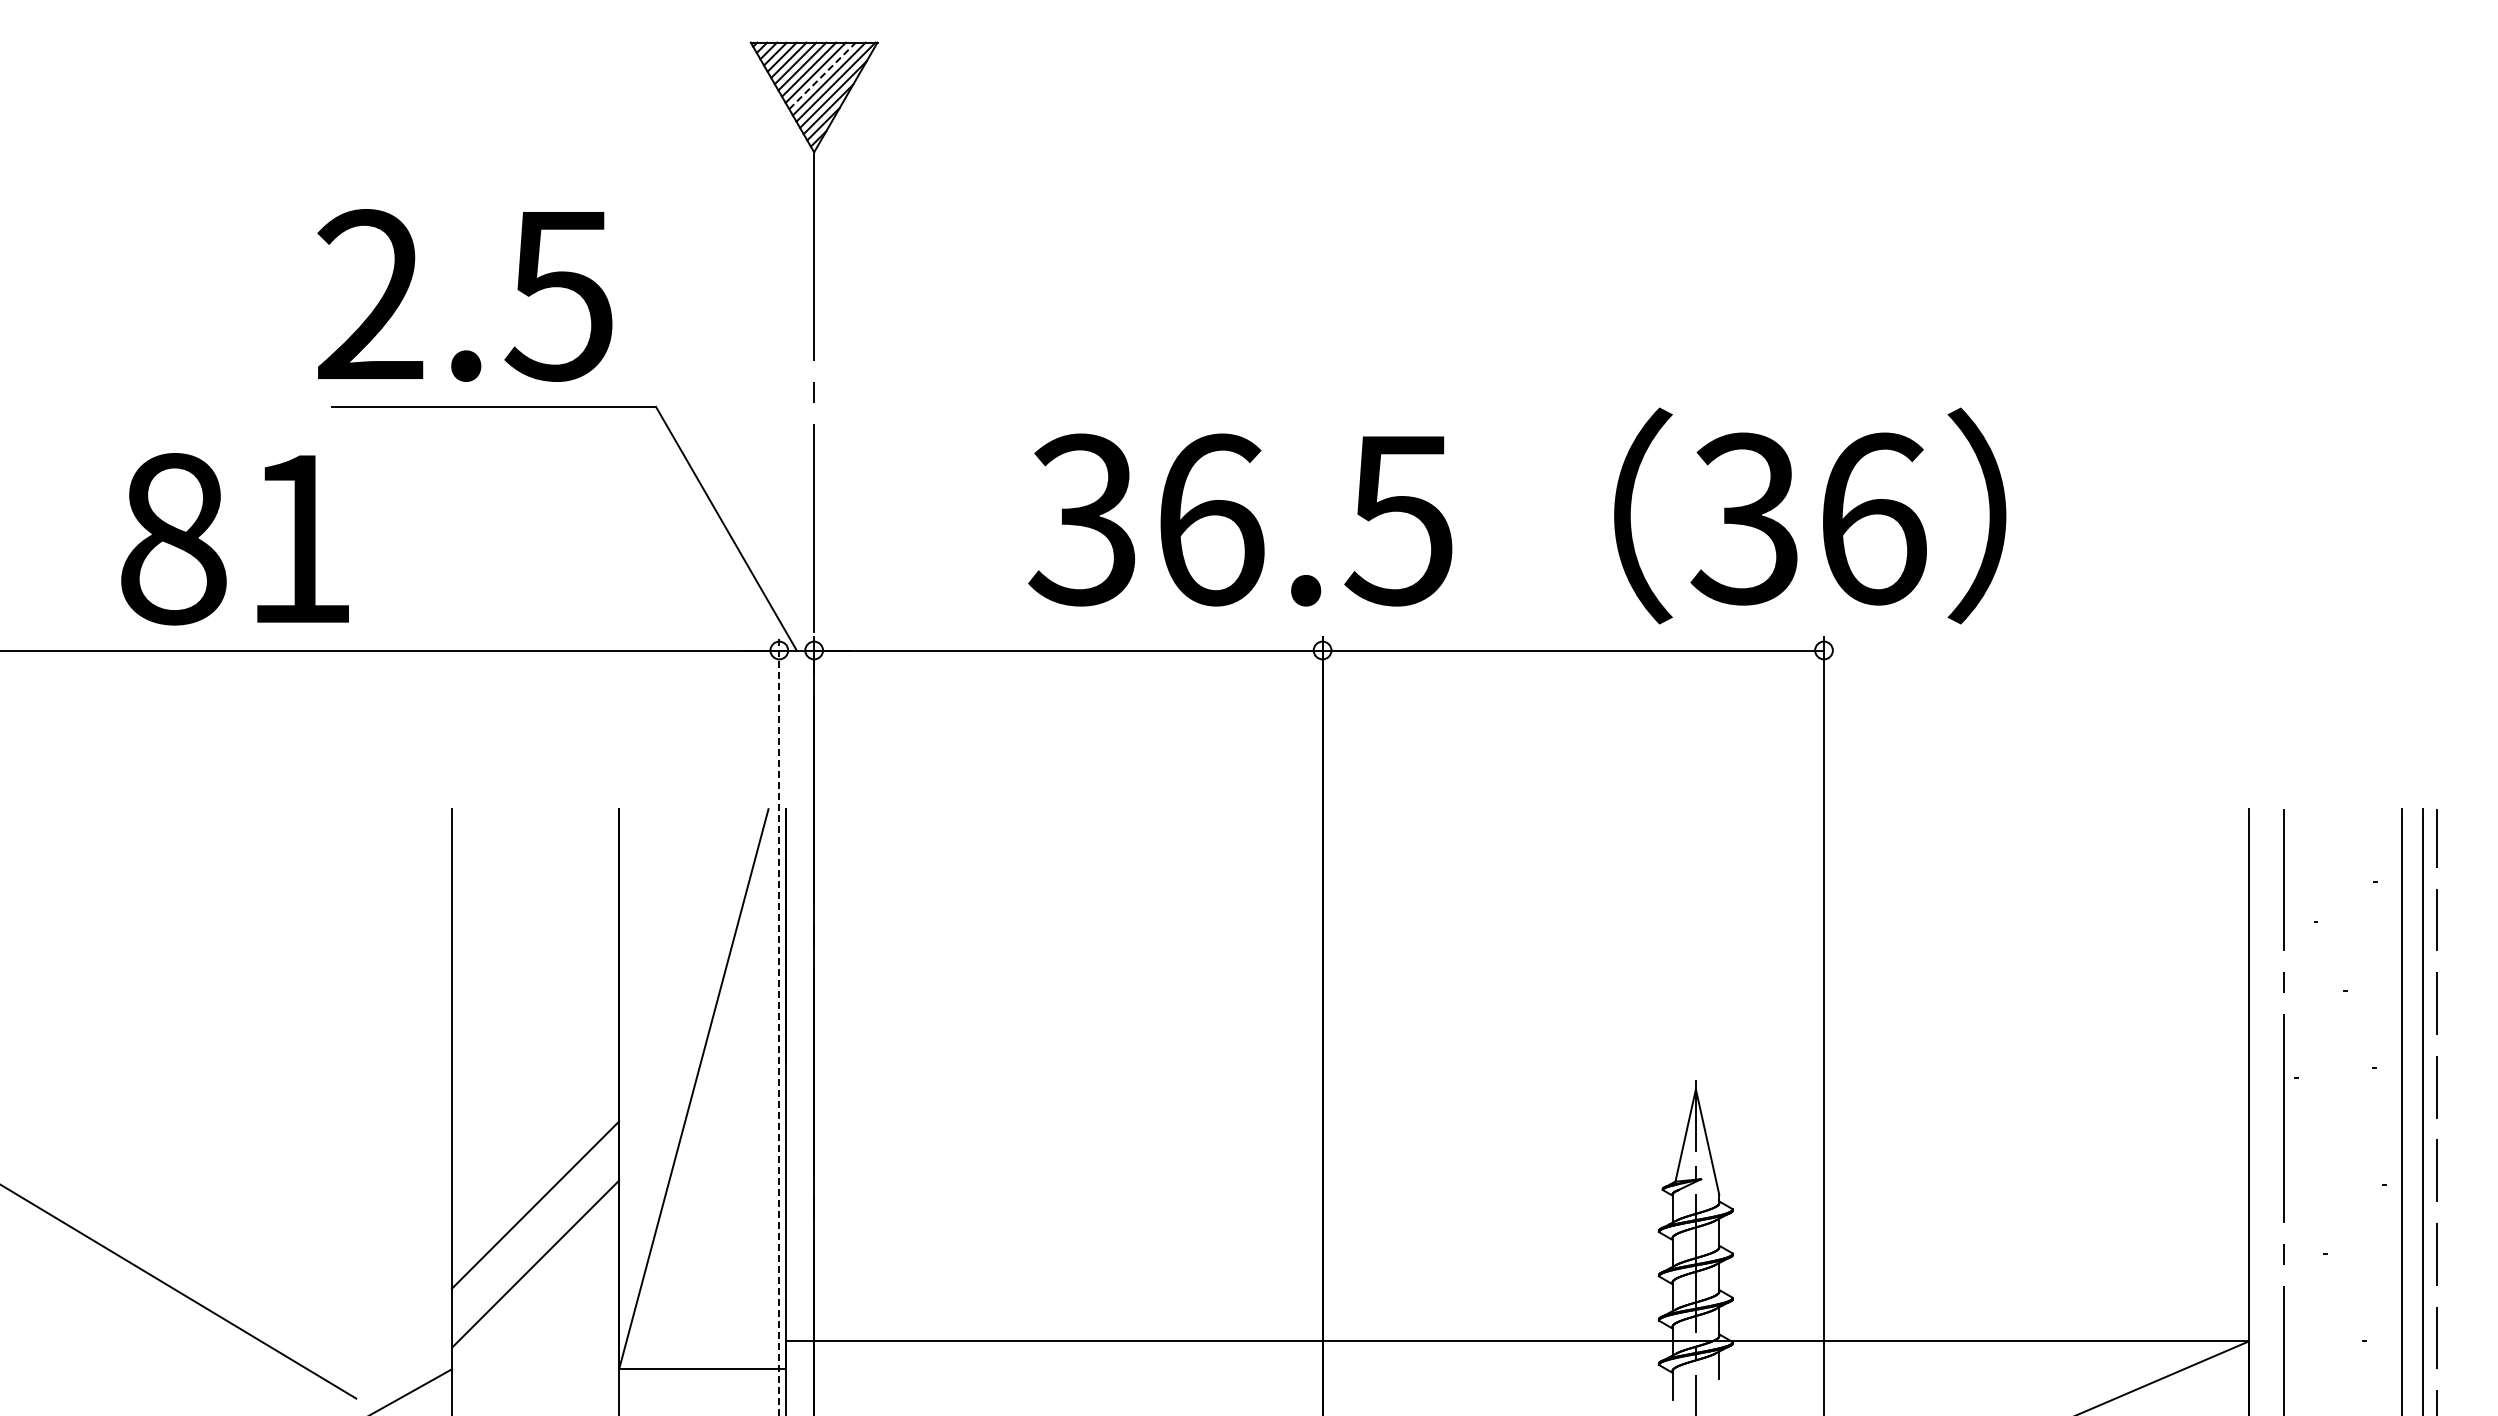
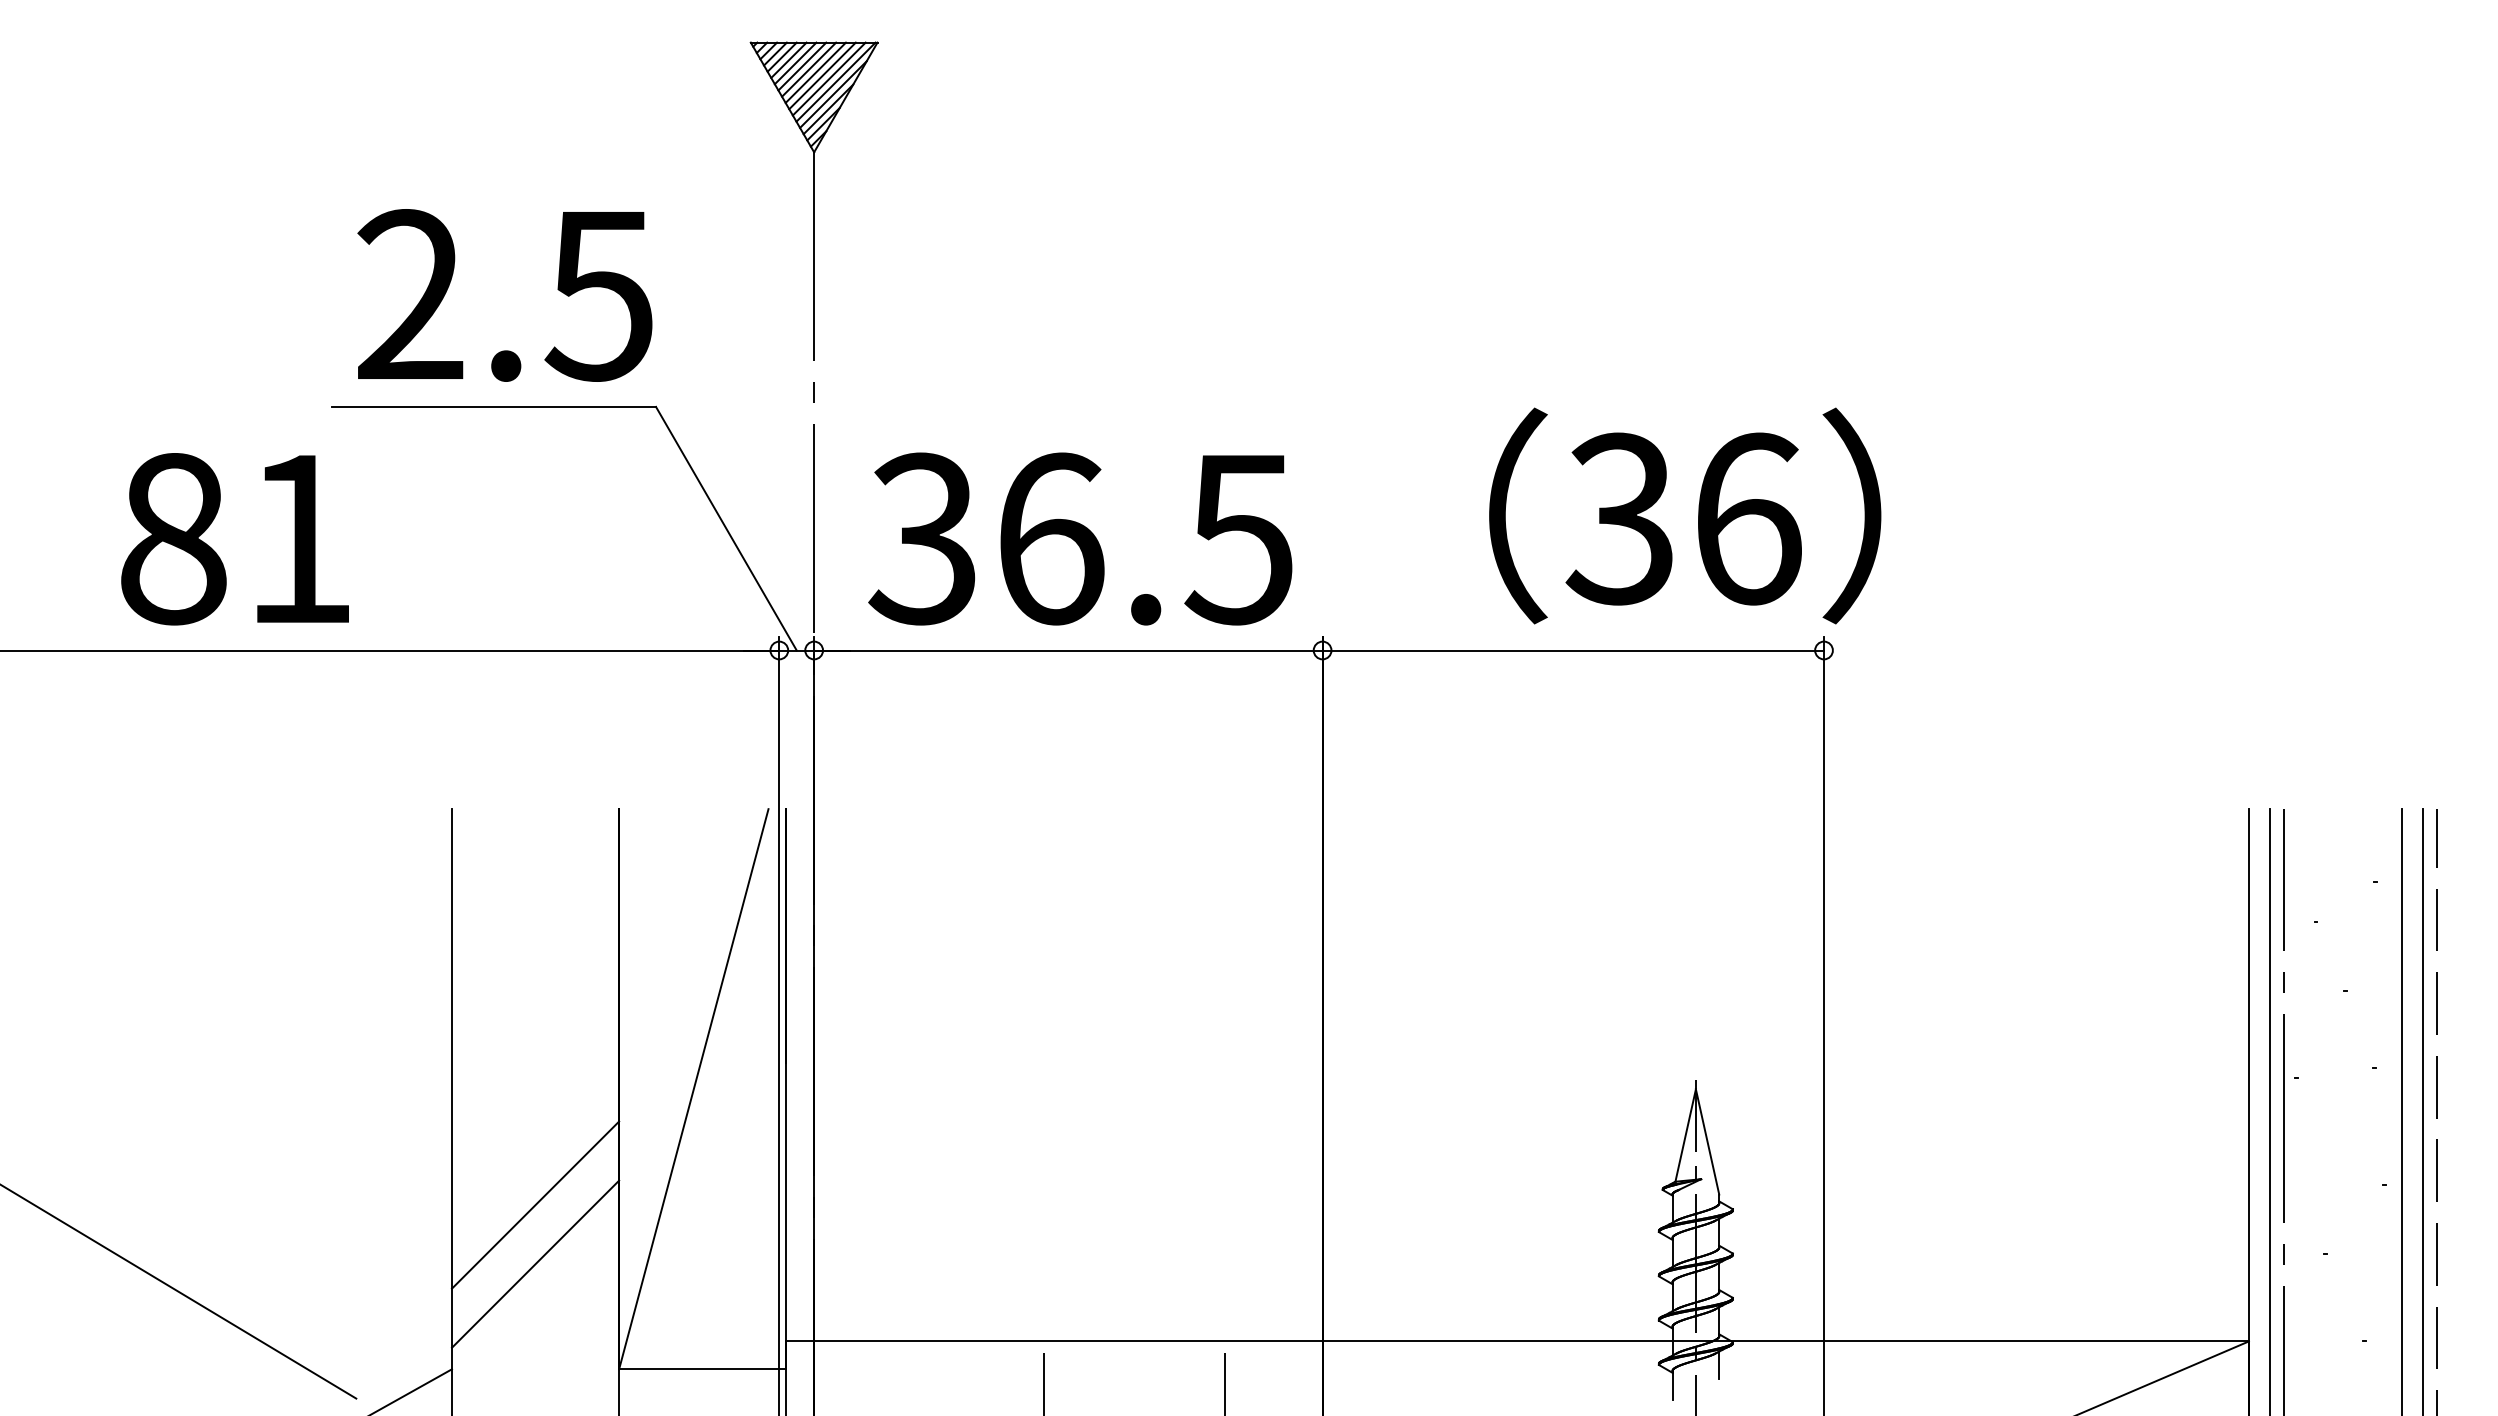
line: dashed -> solid (822, 75)
text position: (464, 295) -> (504, 295) (504, 295)
text position: (1810, 515) -> (1685, 515) (1685, 515)
text position: (1240, 519) -> (1080, 538) (1080, 538)
line: dashed -> solid (779, 1025)
line: none -> present (2269, 1110)
line: none -> present (1044, 1382)
line: none -> present (1225, 1382)
